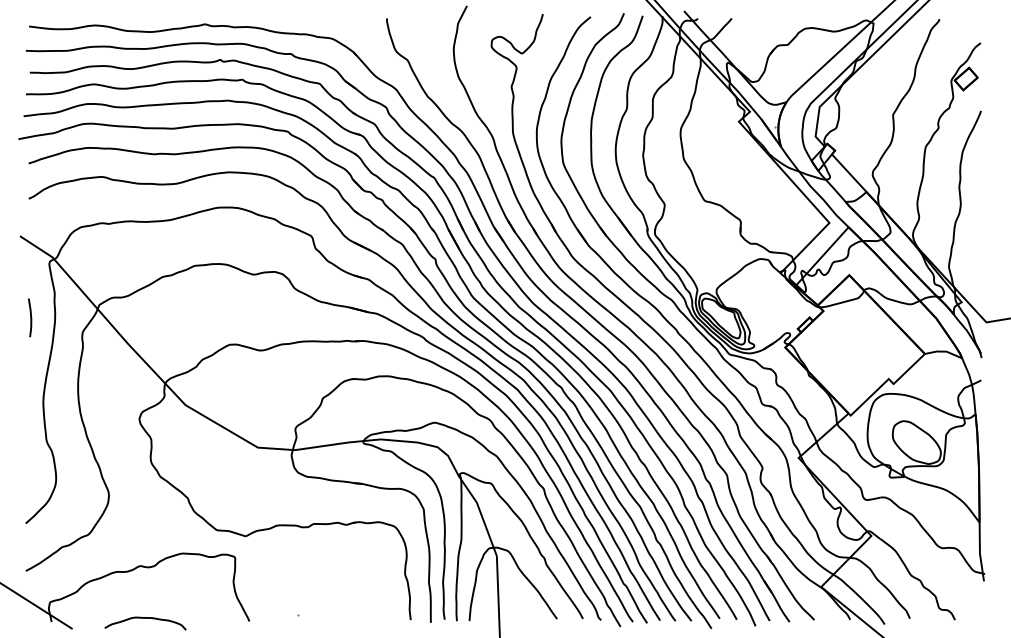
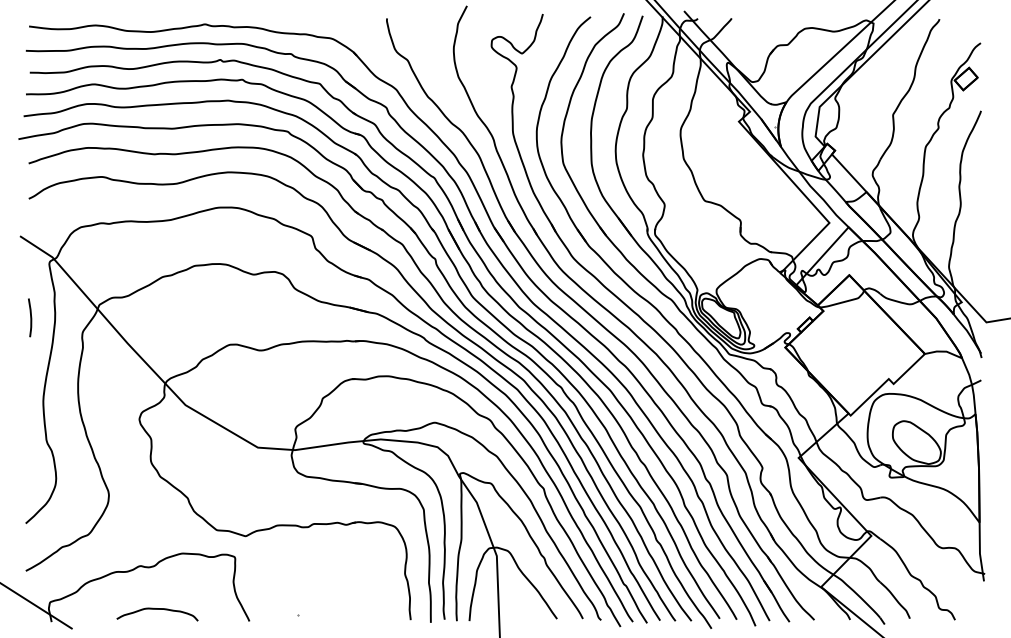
curve position: (145, 618) -> (157, 609) (157, 609)
